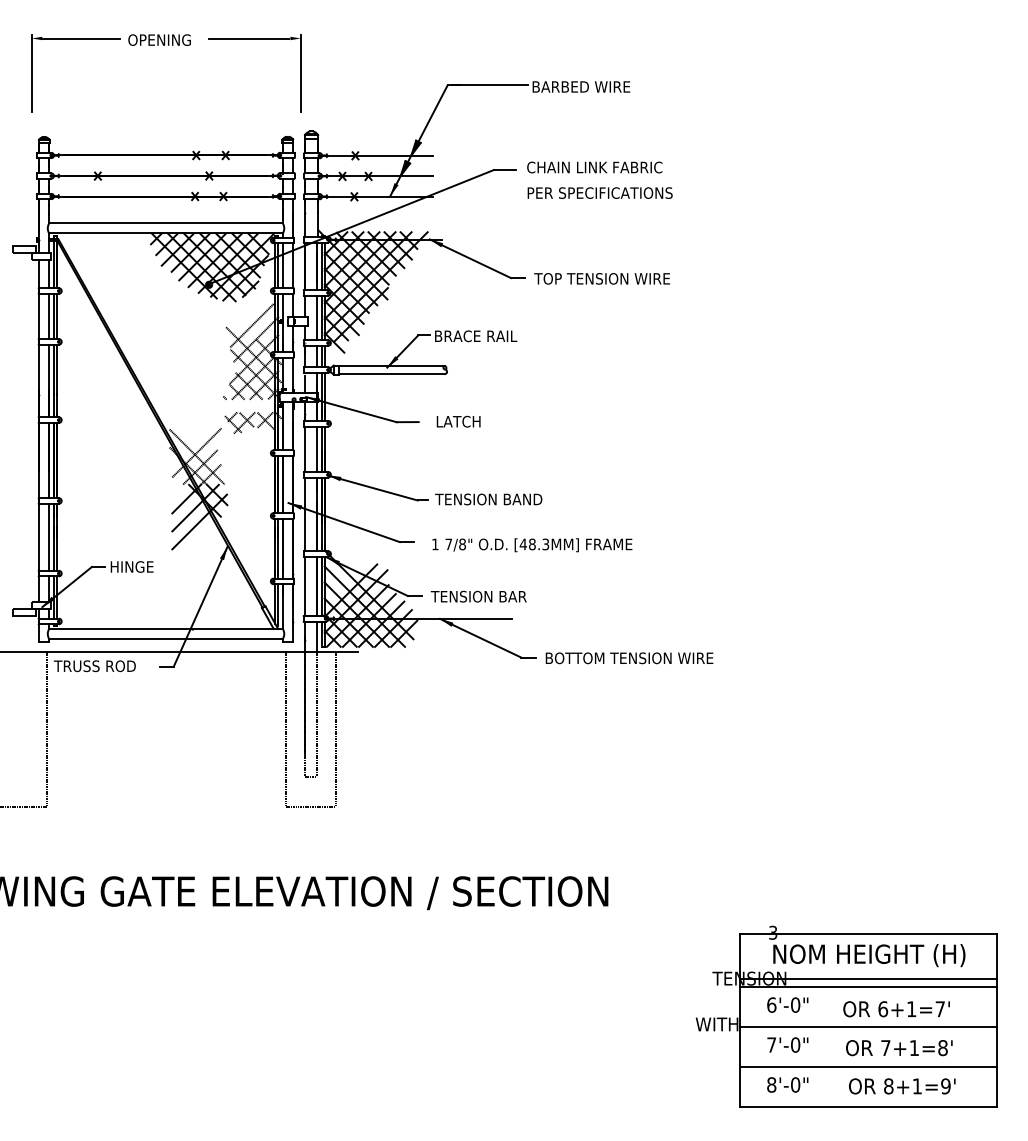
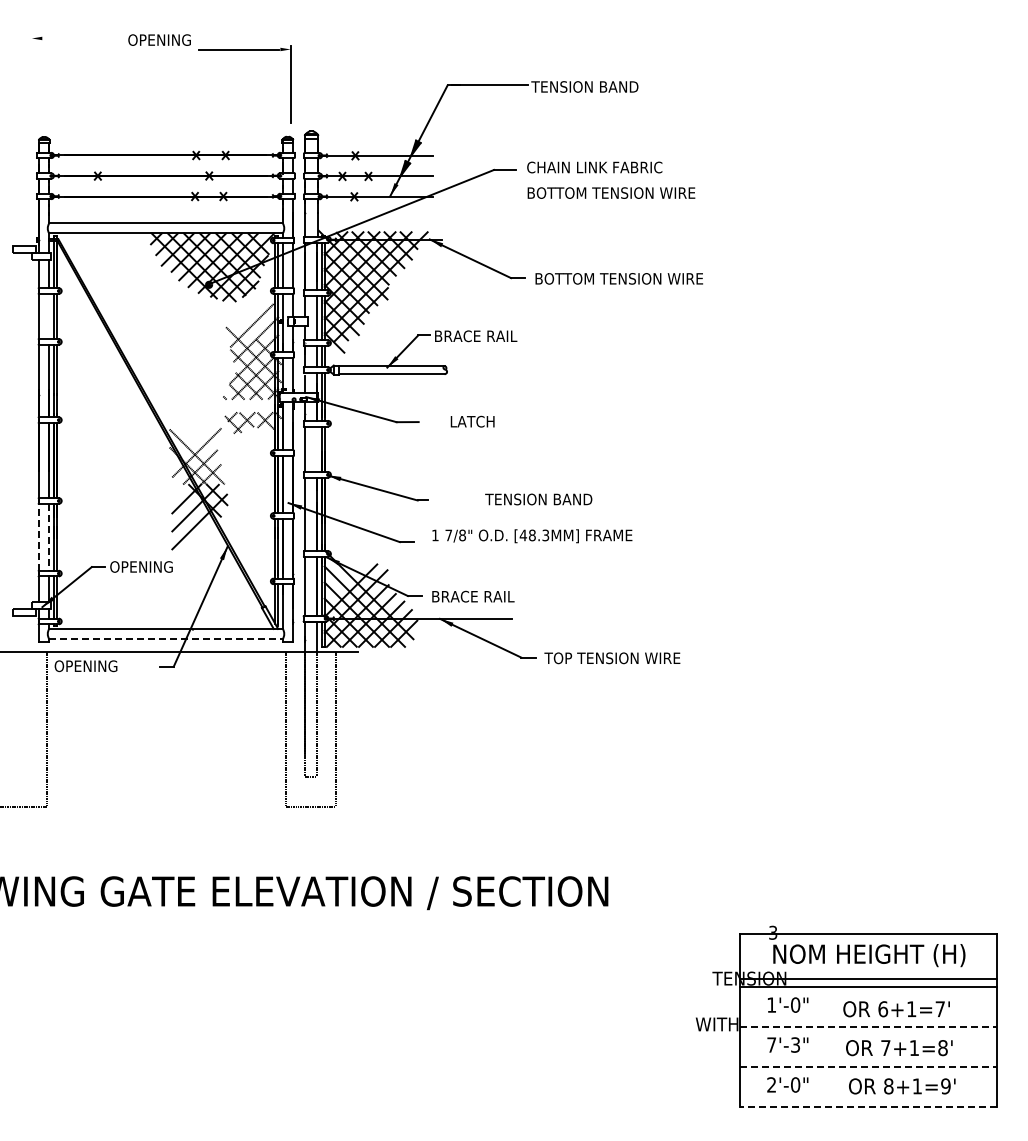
line: present -> none (81, 38)
part position: (254, 39) -> (244, 50) (244, 50)
line: present -> none (31, 73)
text: BARBED WIRE -> TENSION BAND (584, 86)
text: PER SPECIFICATIONS -> BOTTOM TENSION WIRE (612, 192)
text: TOP TENSION WIRE -> BOTTOM TENSION WIRE (618, 278)
line: present -> none (49, 316)
text position: (458, 421) -> (472, 421) (472, 421)
line: present -> none (317, 448)
text position: (488, 499) -> (538, 499) (538, 499)
line: solid -> dashed (39, 536)
line: solid -> dashed (49, 537)
text position: (532, 545) -> (532, 536) (532, 536)
text: HINGE -> OPENING (141, 566)
text: TENSION BAR -> BRACE RAIL (478, 596)
line: solid -> dashed (166, 639)
text: BOTTOM TENSION WIRE -> TOP TENSION WIRE (628, 658)
text: TRUSS ROD -> OPENING (94, 666)
text: 6'-0" -> 1'-0" (771, 1004)
line: solid -> dashed (869, 1026)
text: 7'-0" -> 7'-3" (795, 1044)
line: solid -> dashed (869, 1066)
text: 8'-0" -> 2'-0" (771, 1084)
line: solid -> dashed (868, 1106)
